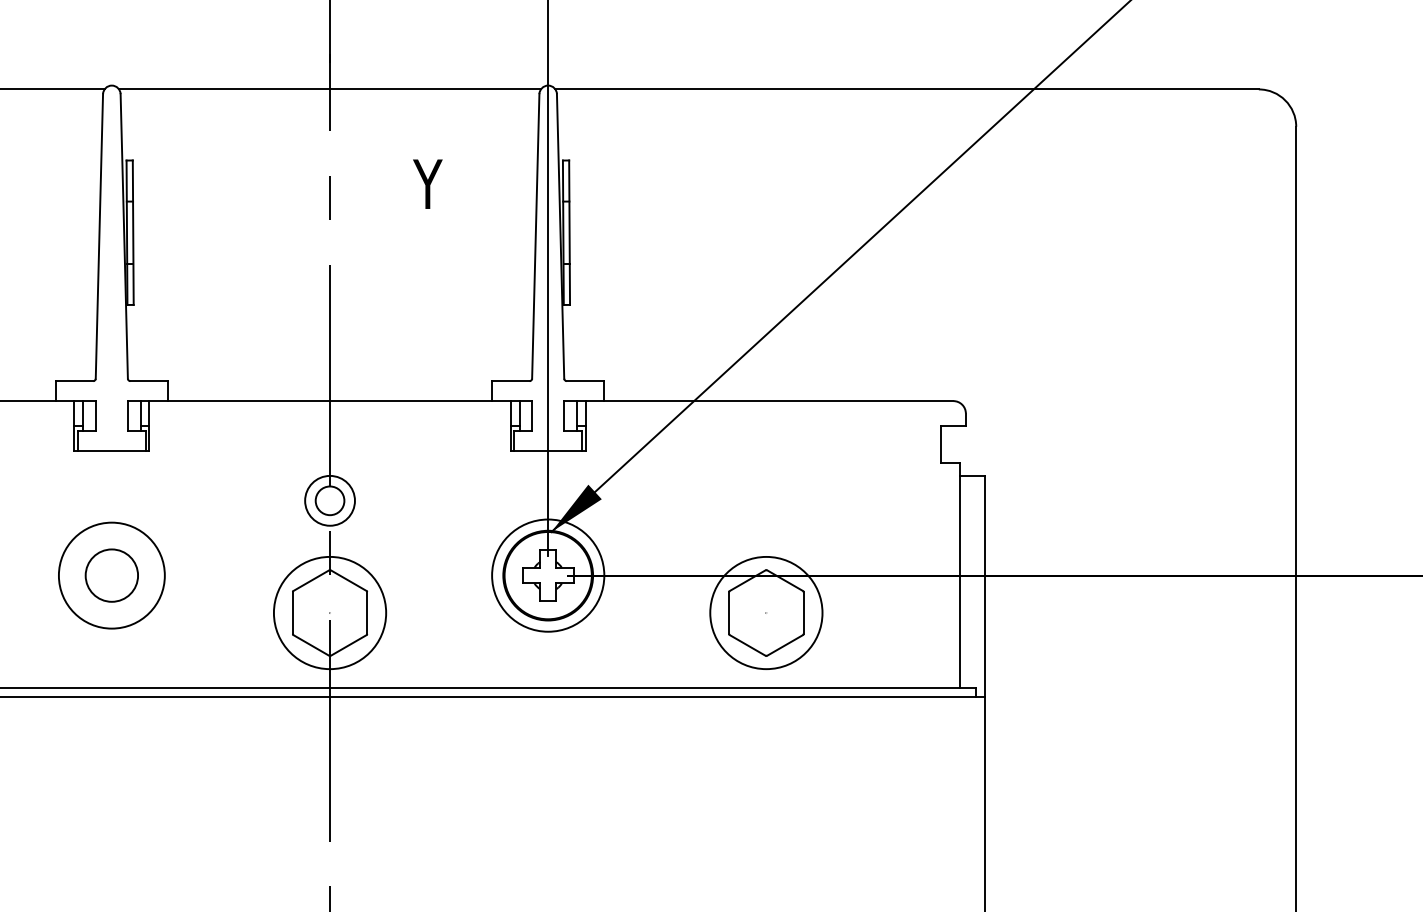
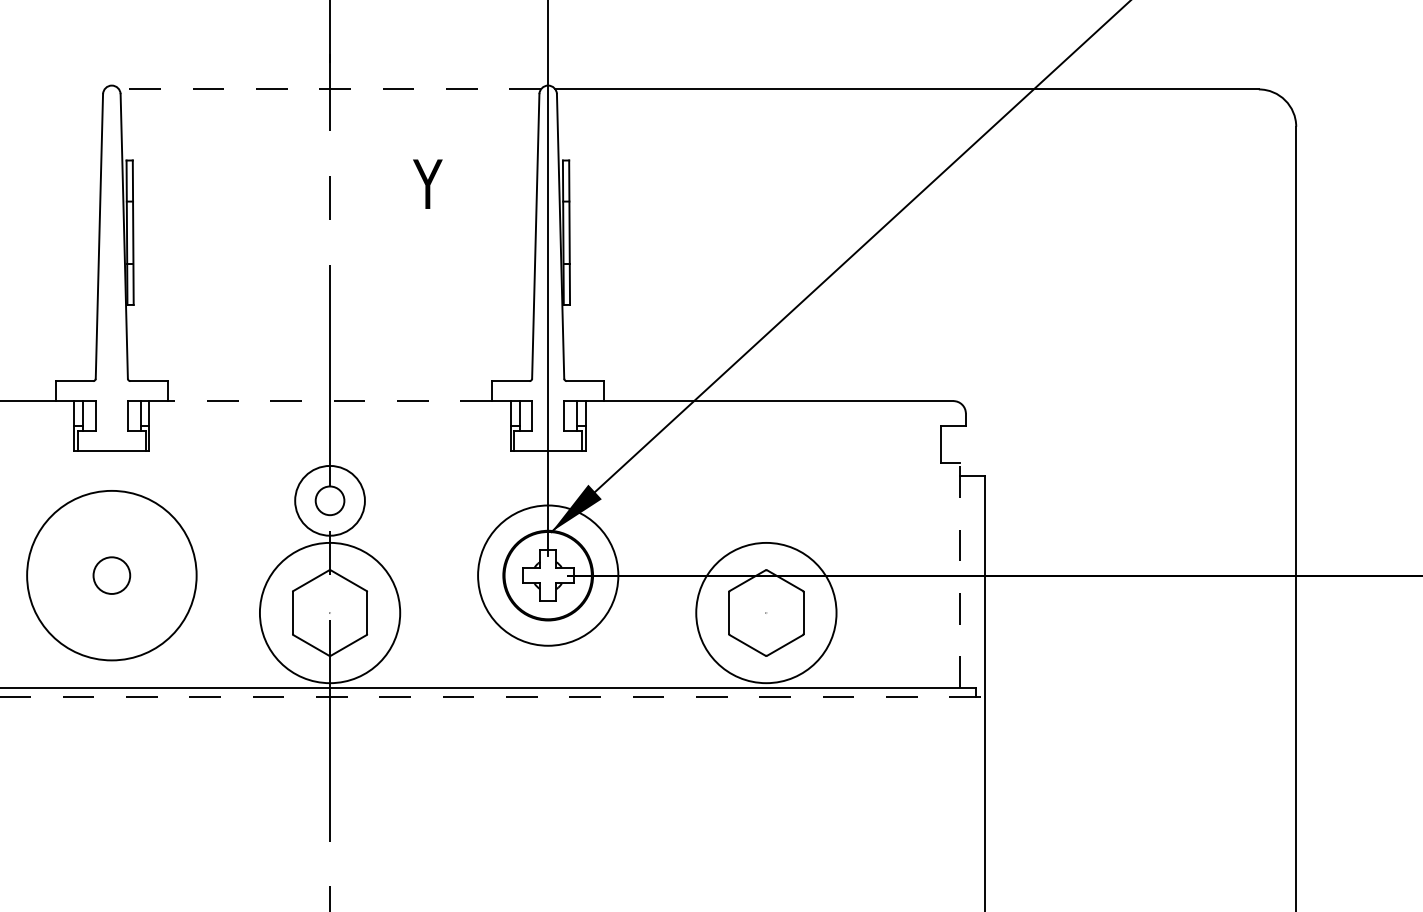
line: present -> none (53, 89)
line: solid -> dashed (329, 89)
line: solid -> dashed (329, 401)
circle diameter: 50 px -> 70 px (329, 500)
circle diameter: 106 px -> 170 px (111, 575)
circle diameter: 52 px -> 37 px (111, 575)
circle diameter: 112 px -> 140 px (548, 575)
line: solid -> dashed (959, 575)
circle diameter: 112 px -> 140 px (329, 612)
circle diameter: 112 px -> 140 px (766, 612)
line: solid -> dashed (492, 696)
